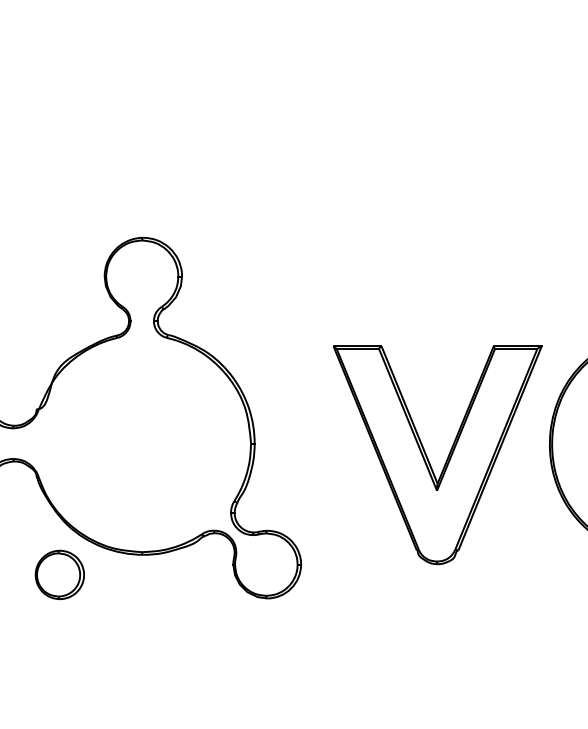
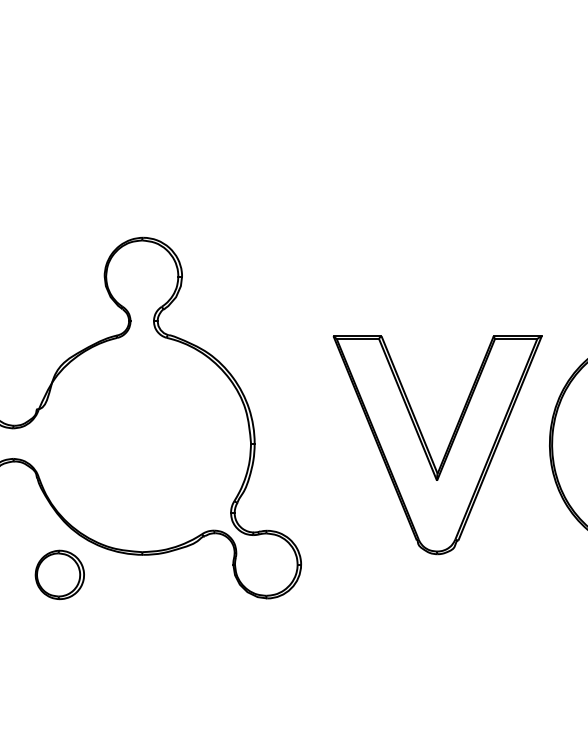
part position: (429, 460) -> (429, 450) (429, 450)
